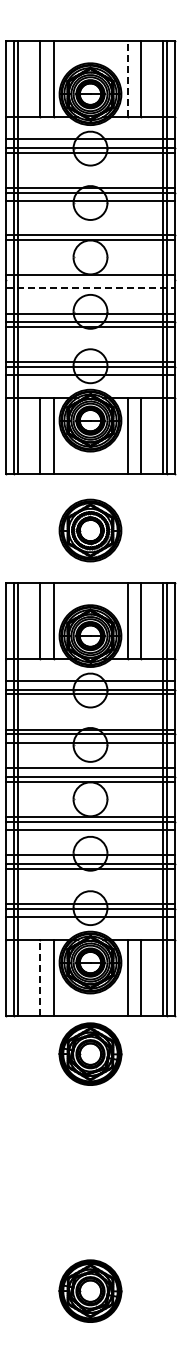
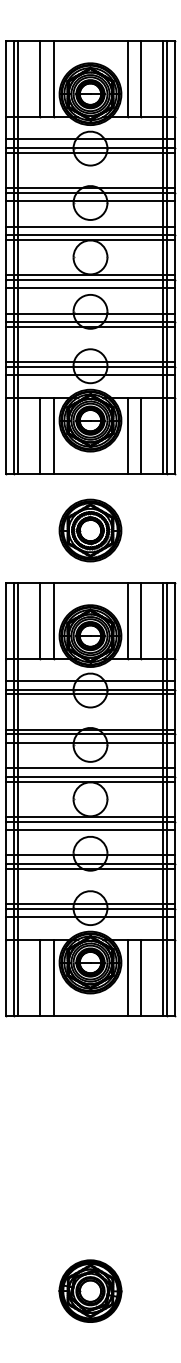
line: dashed -> solid (127, 78)
line: none -> present (90, 226)
line: none -> present (90, 279)
line: dashed -> solid (90, 288)
line: dashed -> solid (40, 977)
part: present -> none (90, 1053)
